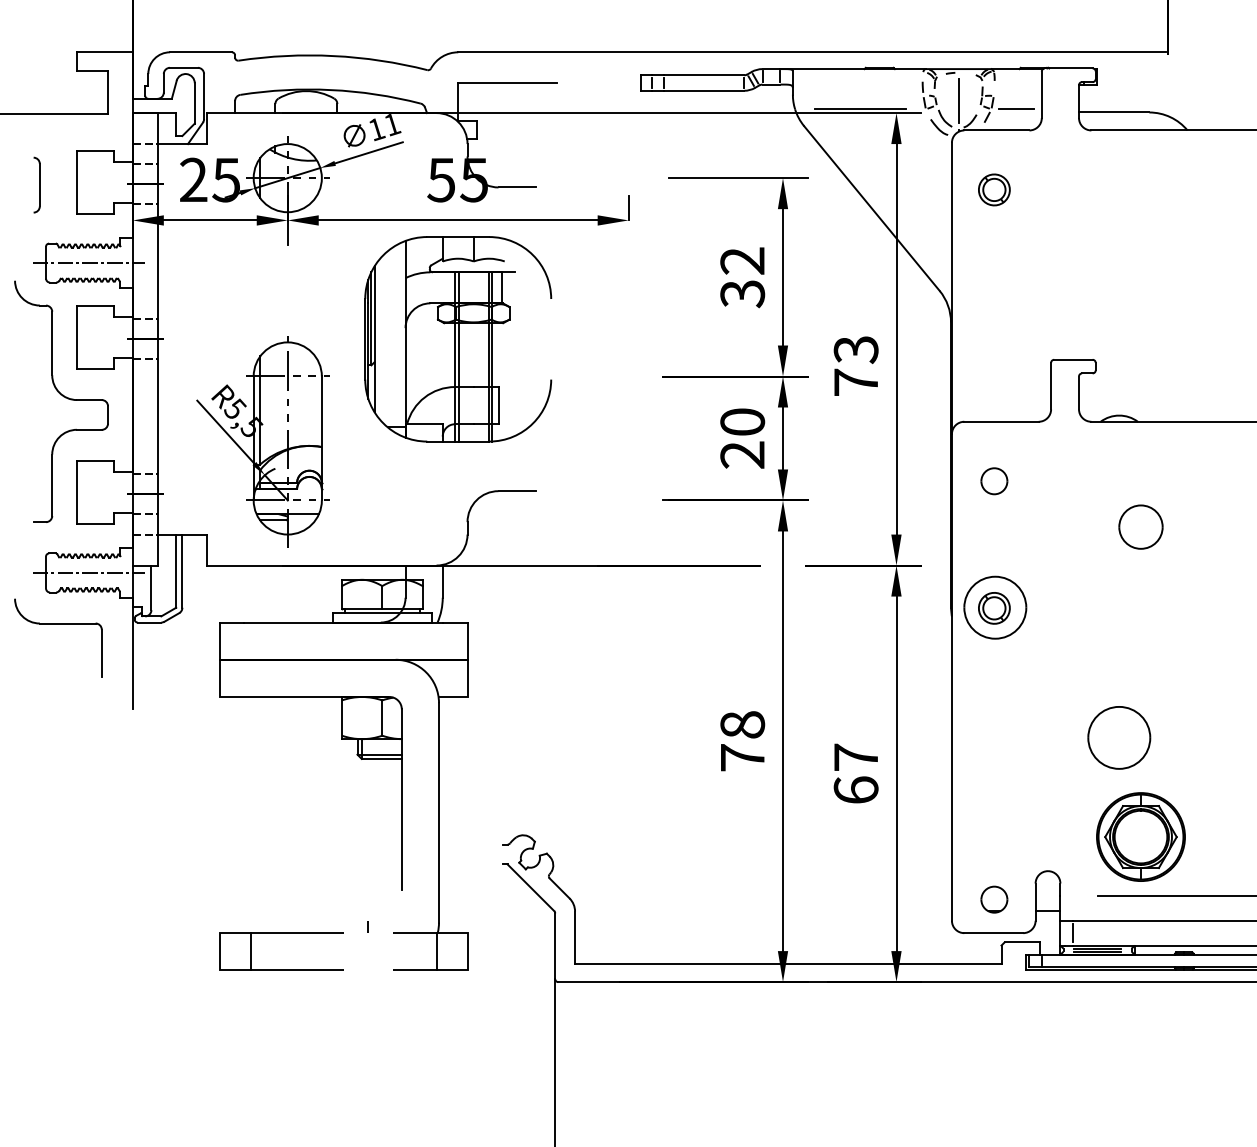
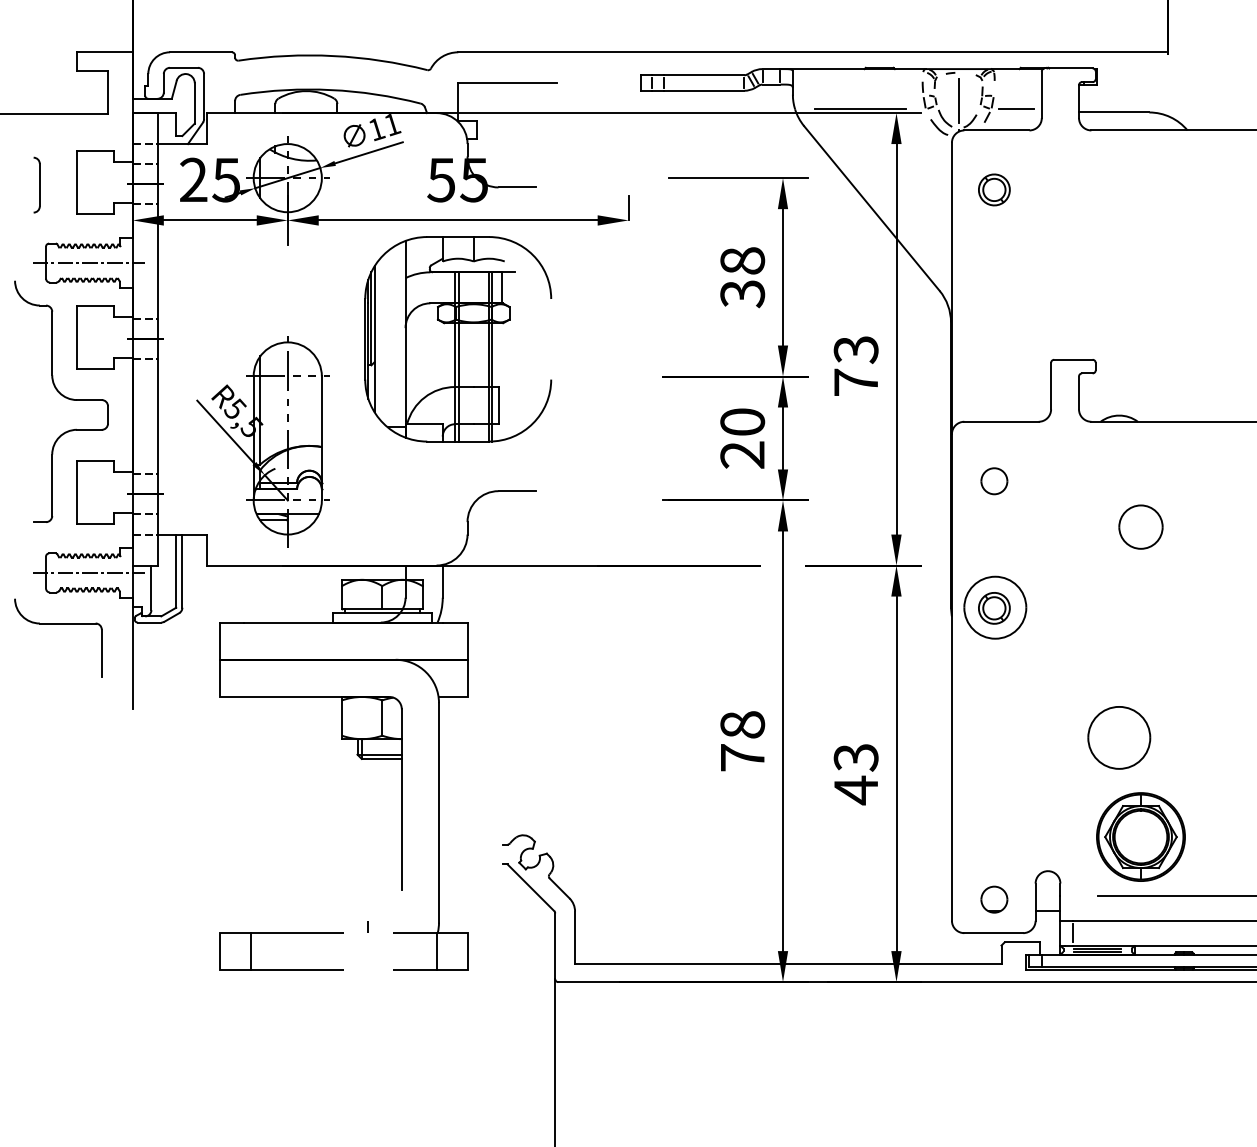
text: 32 -> 38 (742, 260)
text: 67 -> 43 (855, 774)
